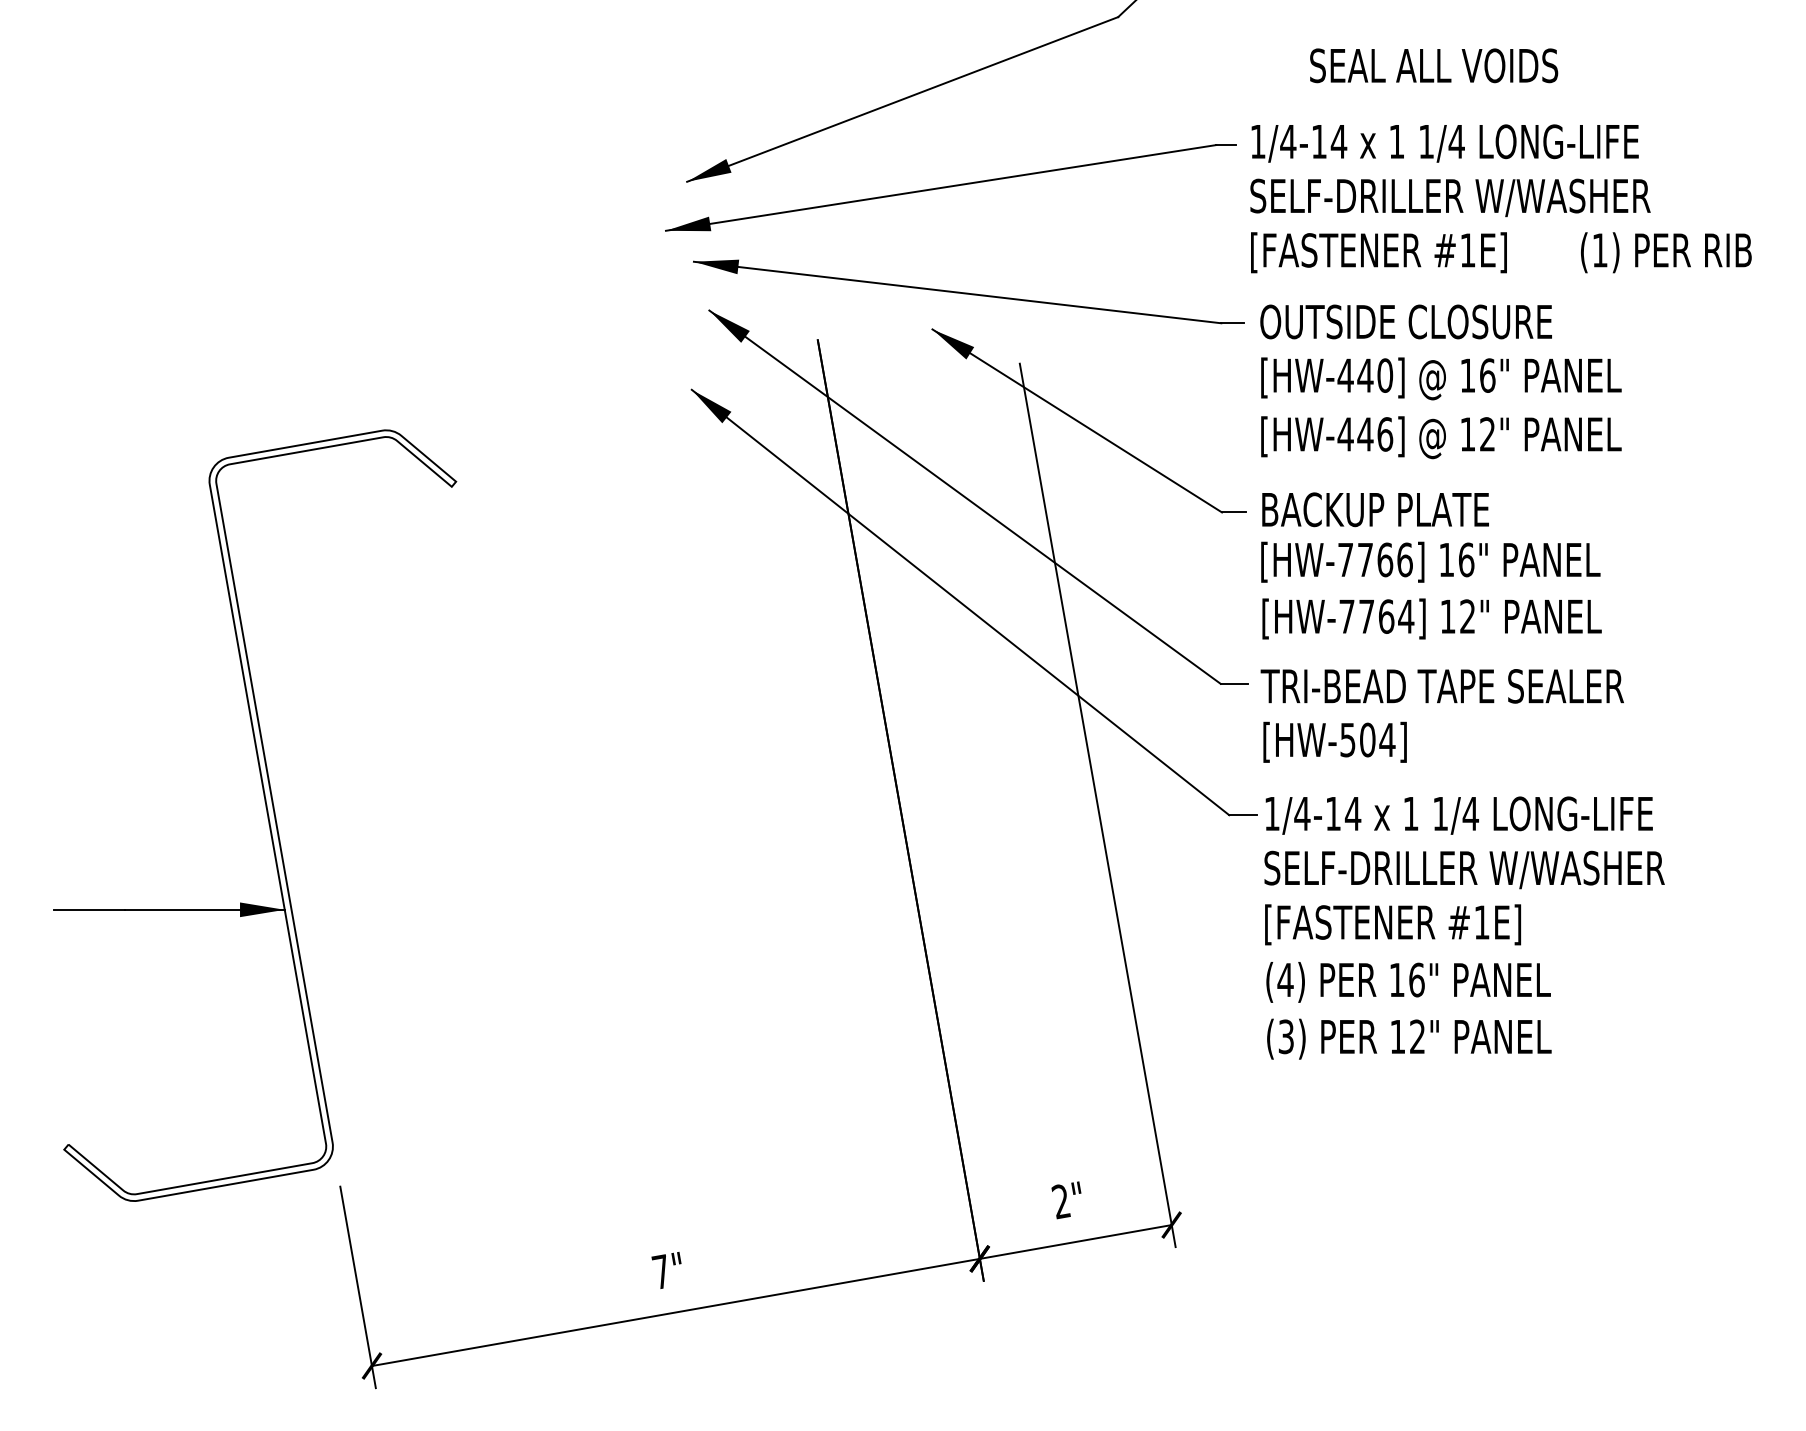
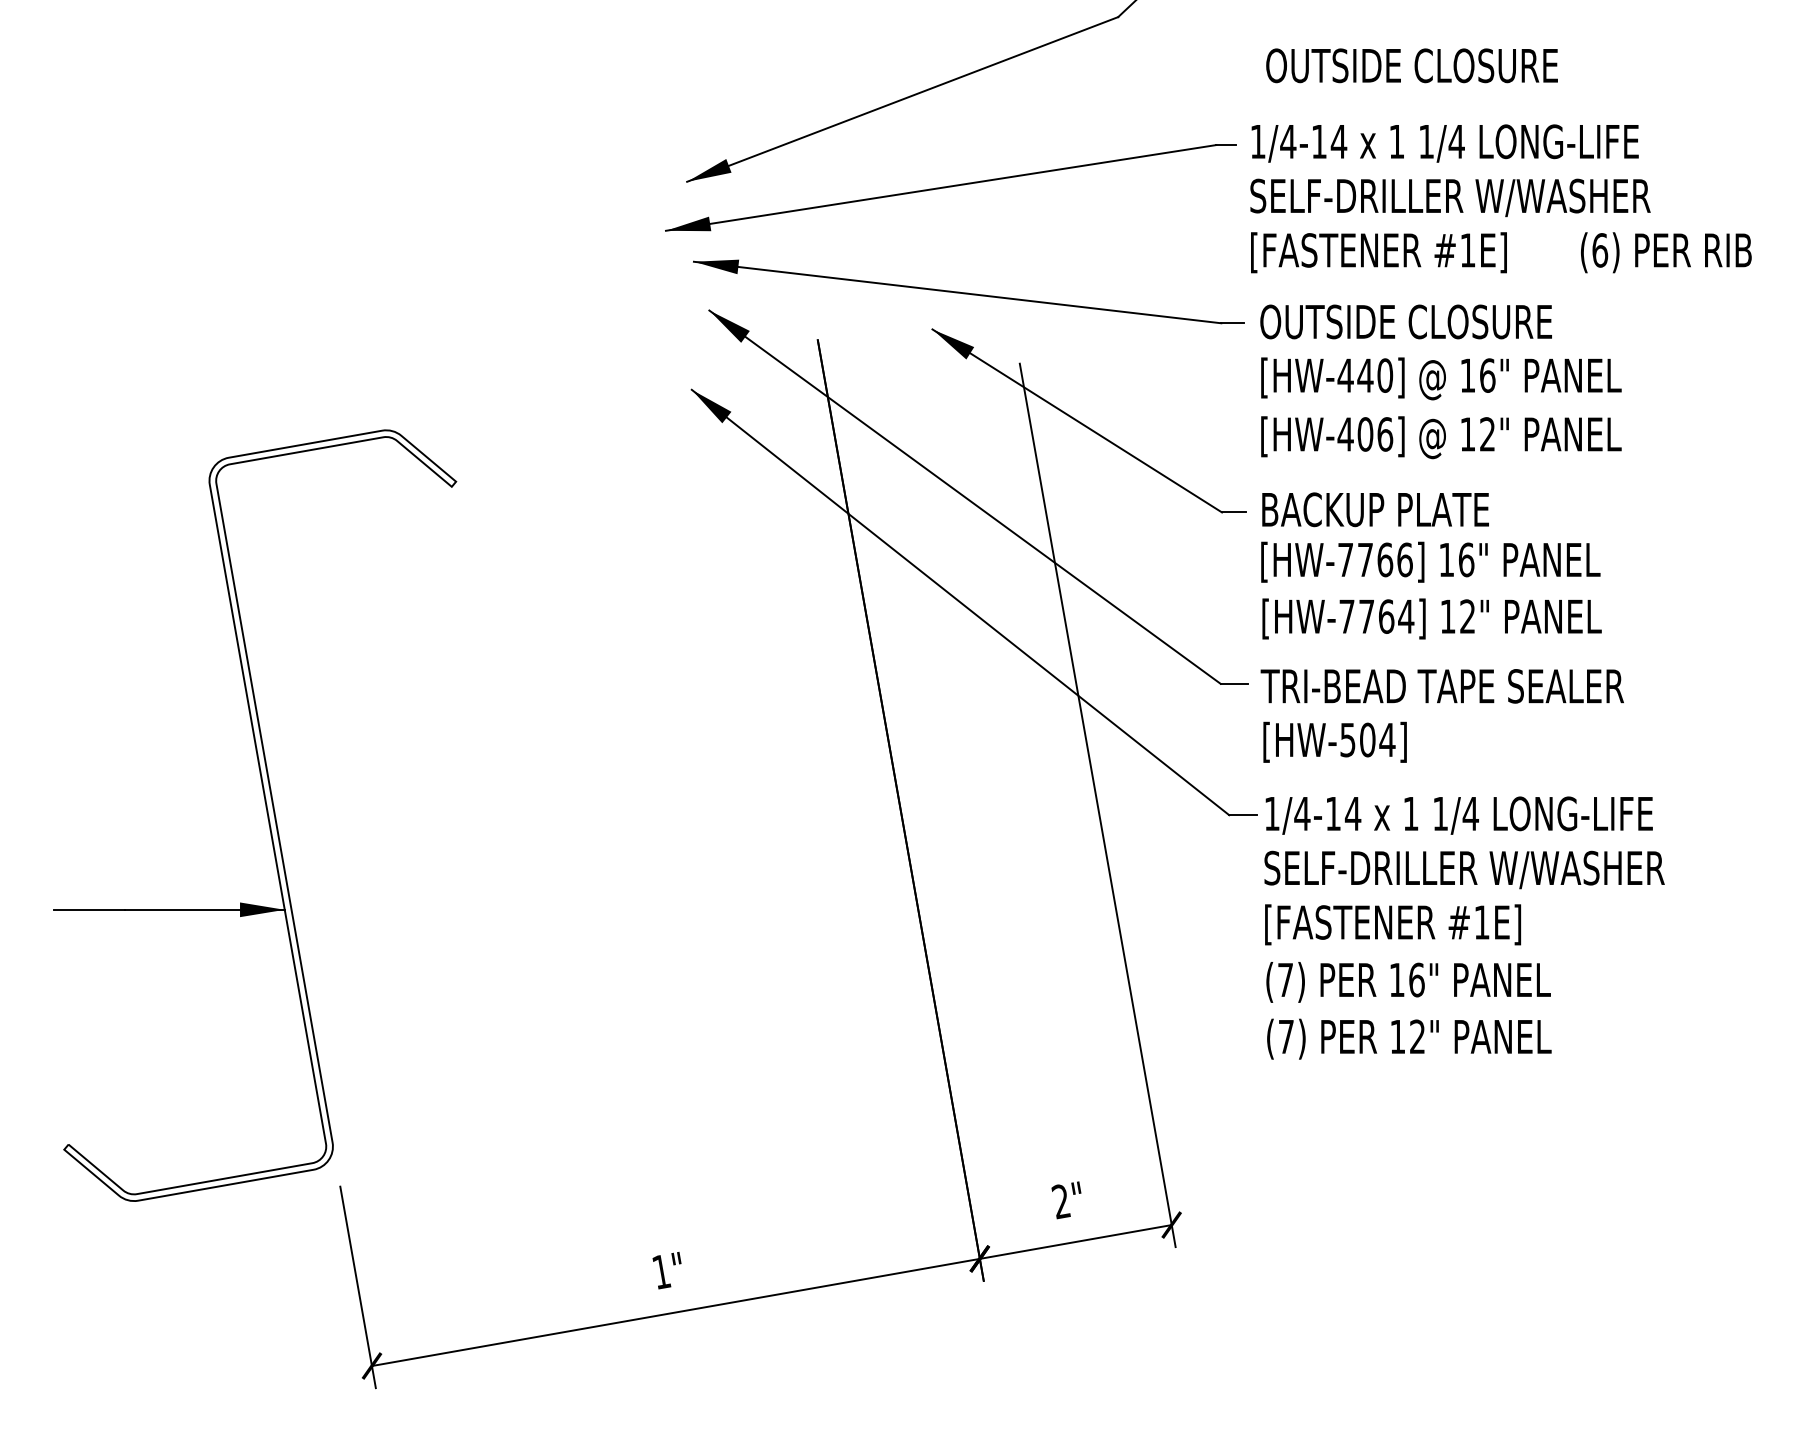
text: SEAL ALL VOIDS -> OUTSIDE CLOSURE (1412, 65)
text: (1) -> (6) (1600, 250)
text: [HW-446] -> [HW-406] (1365, 434)
text: (4) -> (7) (1285, 979)
text: (3) -> (7) (1285, 1036)
text: 7" -> 1" (661, 1271)
